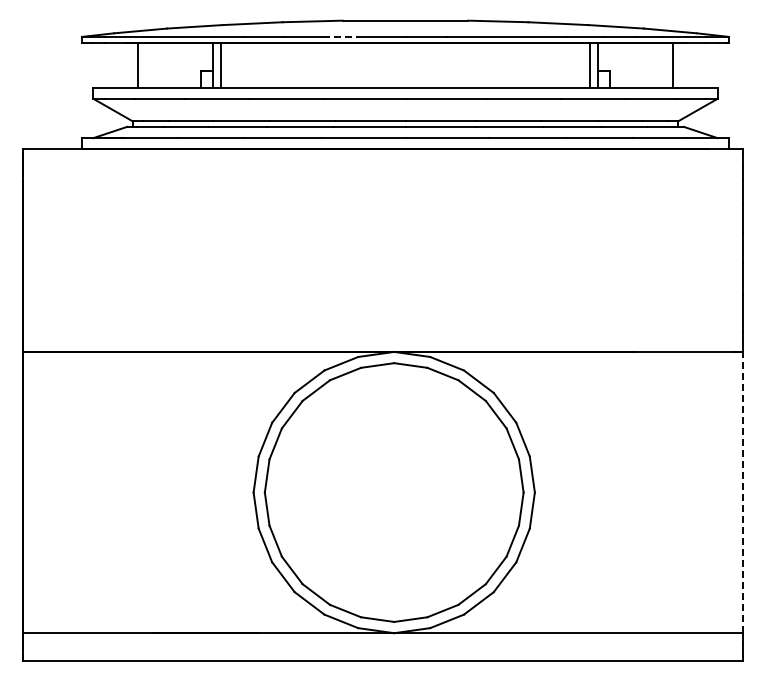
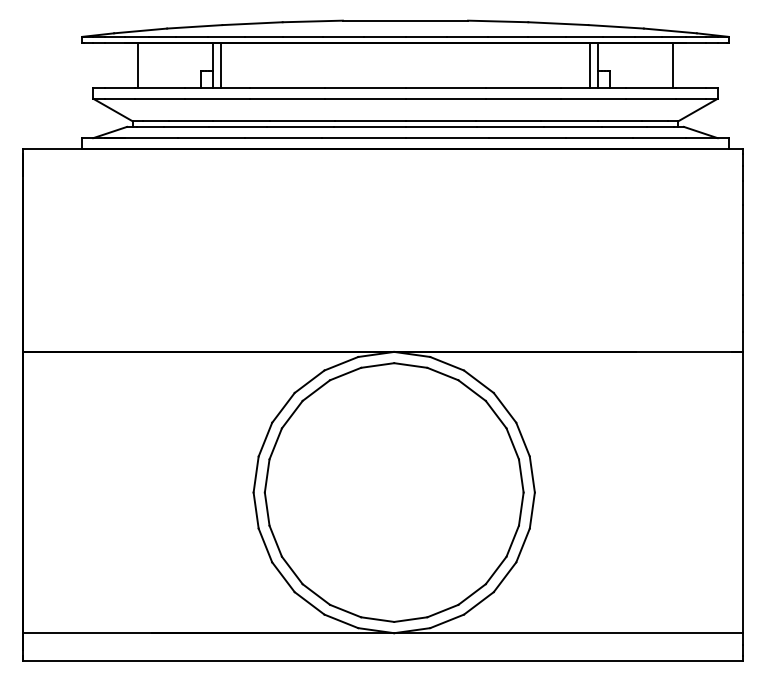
line: dashed -> solid (343, 36)
line: dashed -> solid (743, 492)
